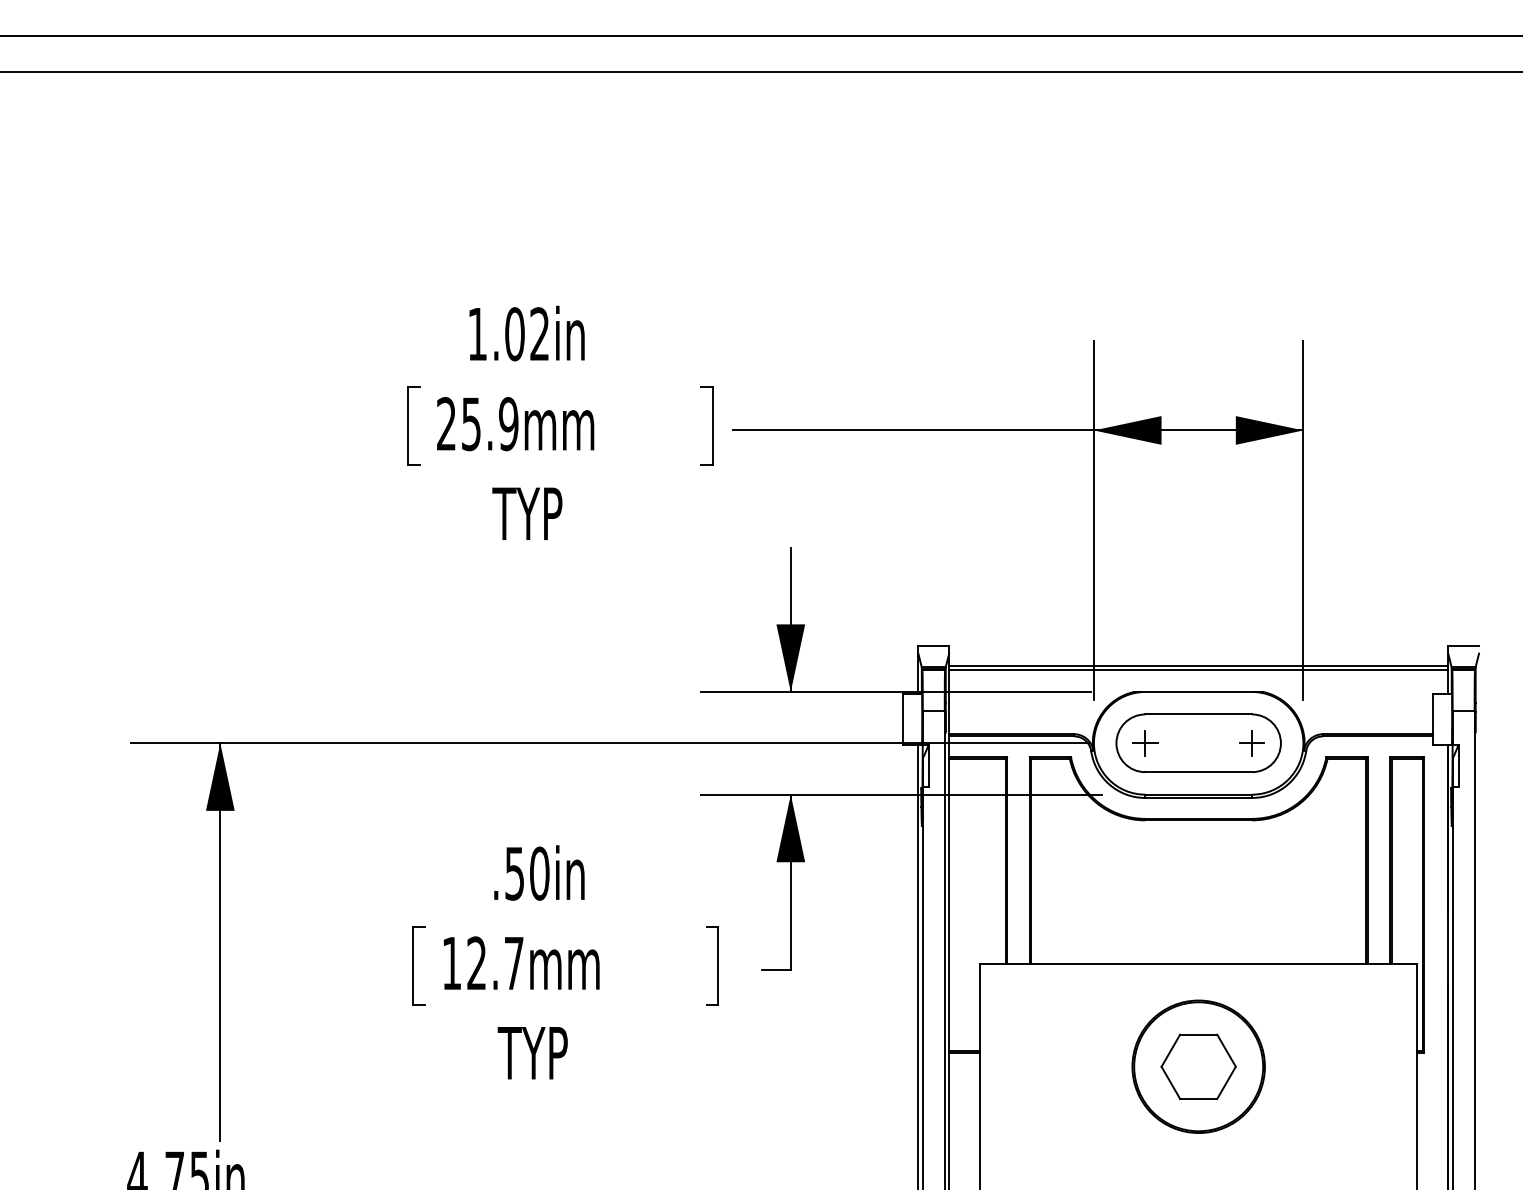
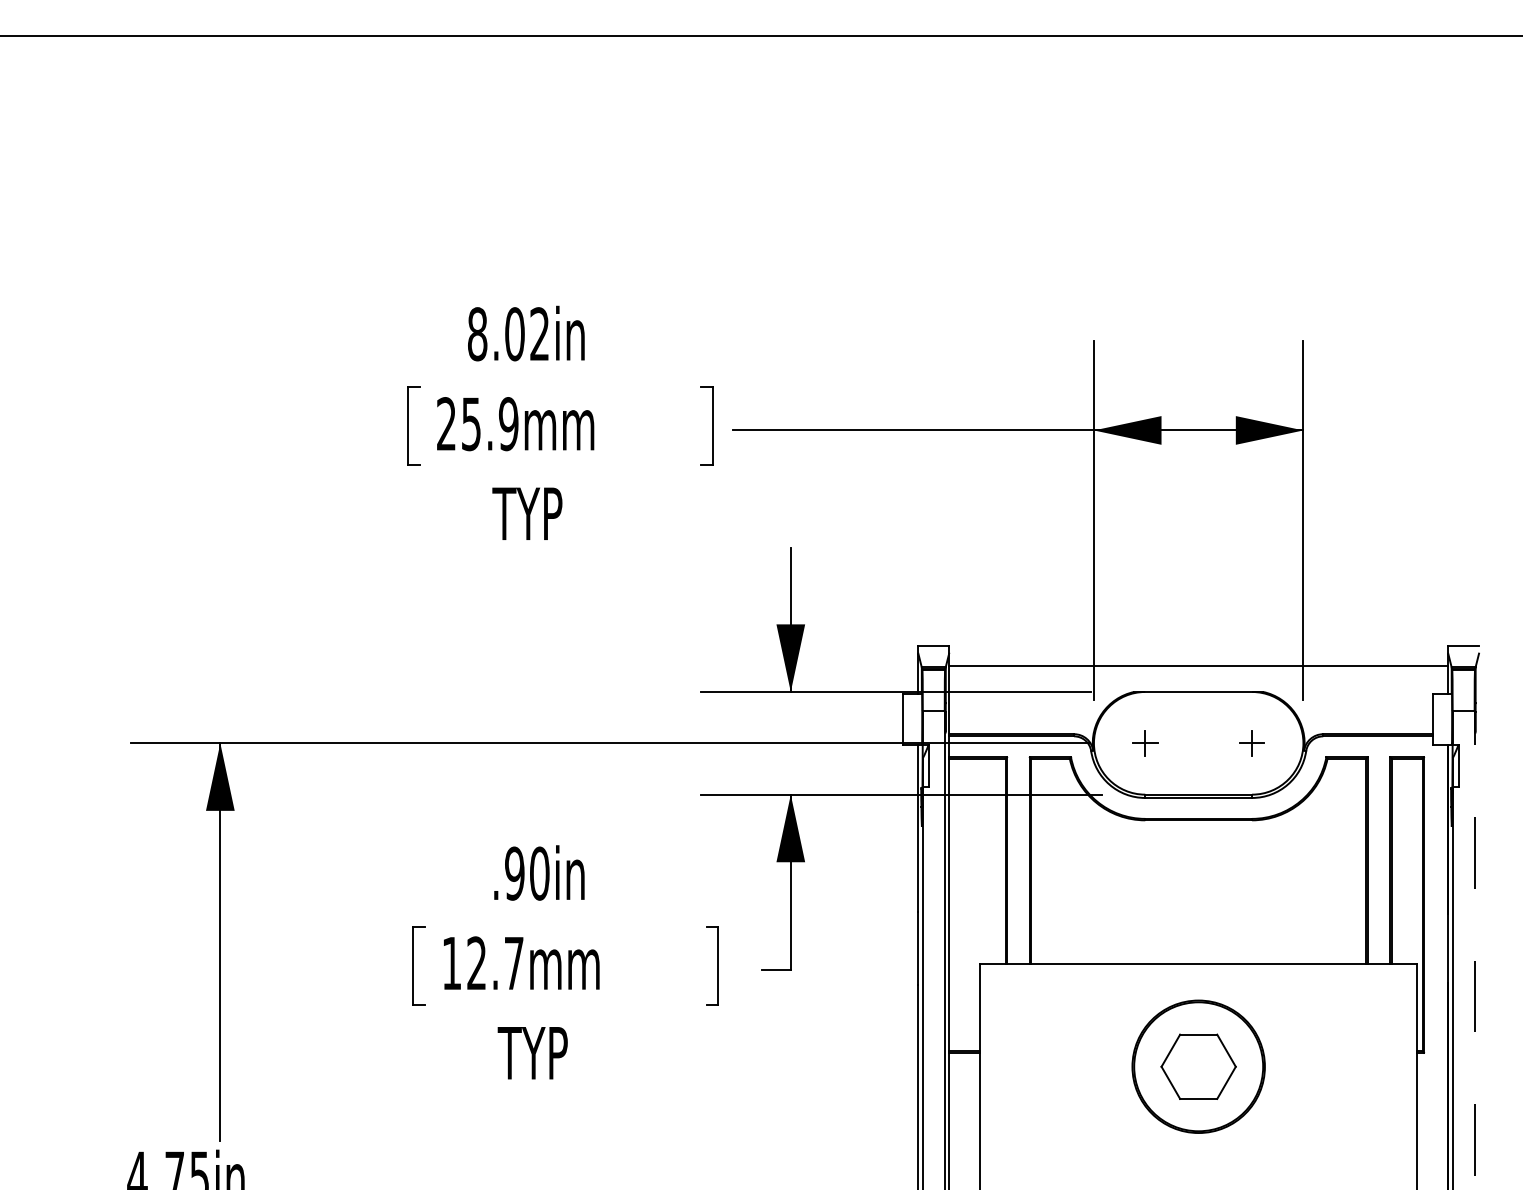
line: present -> none (760, 71)
text: 1.02in -> 8.02in (477, 334)
line: present -> none (1198, 669)
part: present -> none (1198, 742)
text: .50in -> .90in (514, 873)
line: solid -> dashed (1474, 949)
